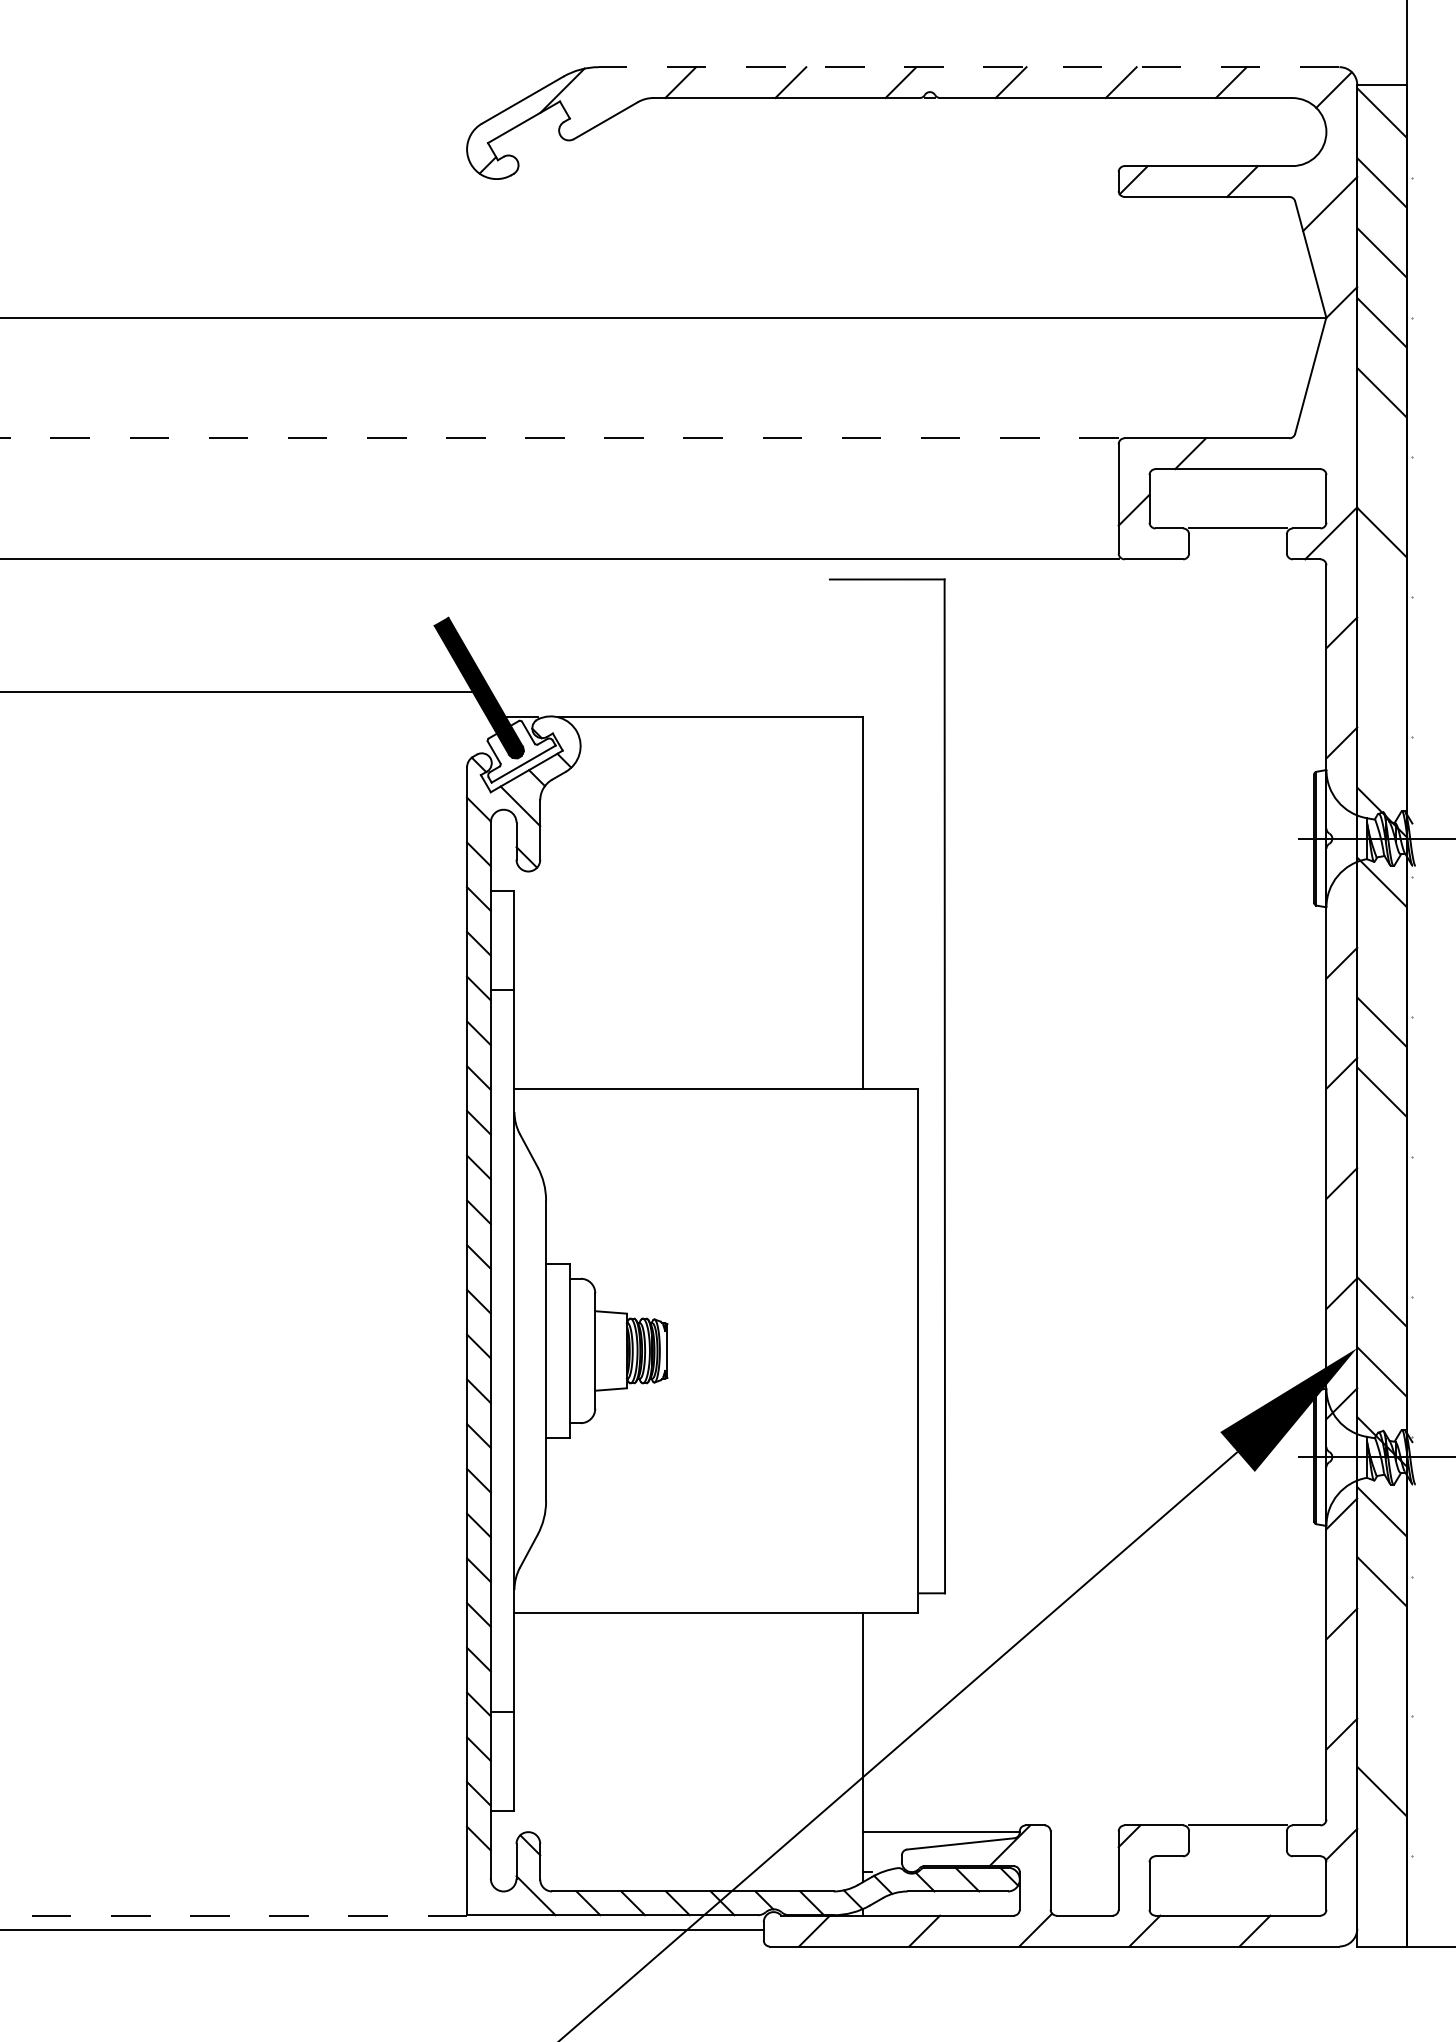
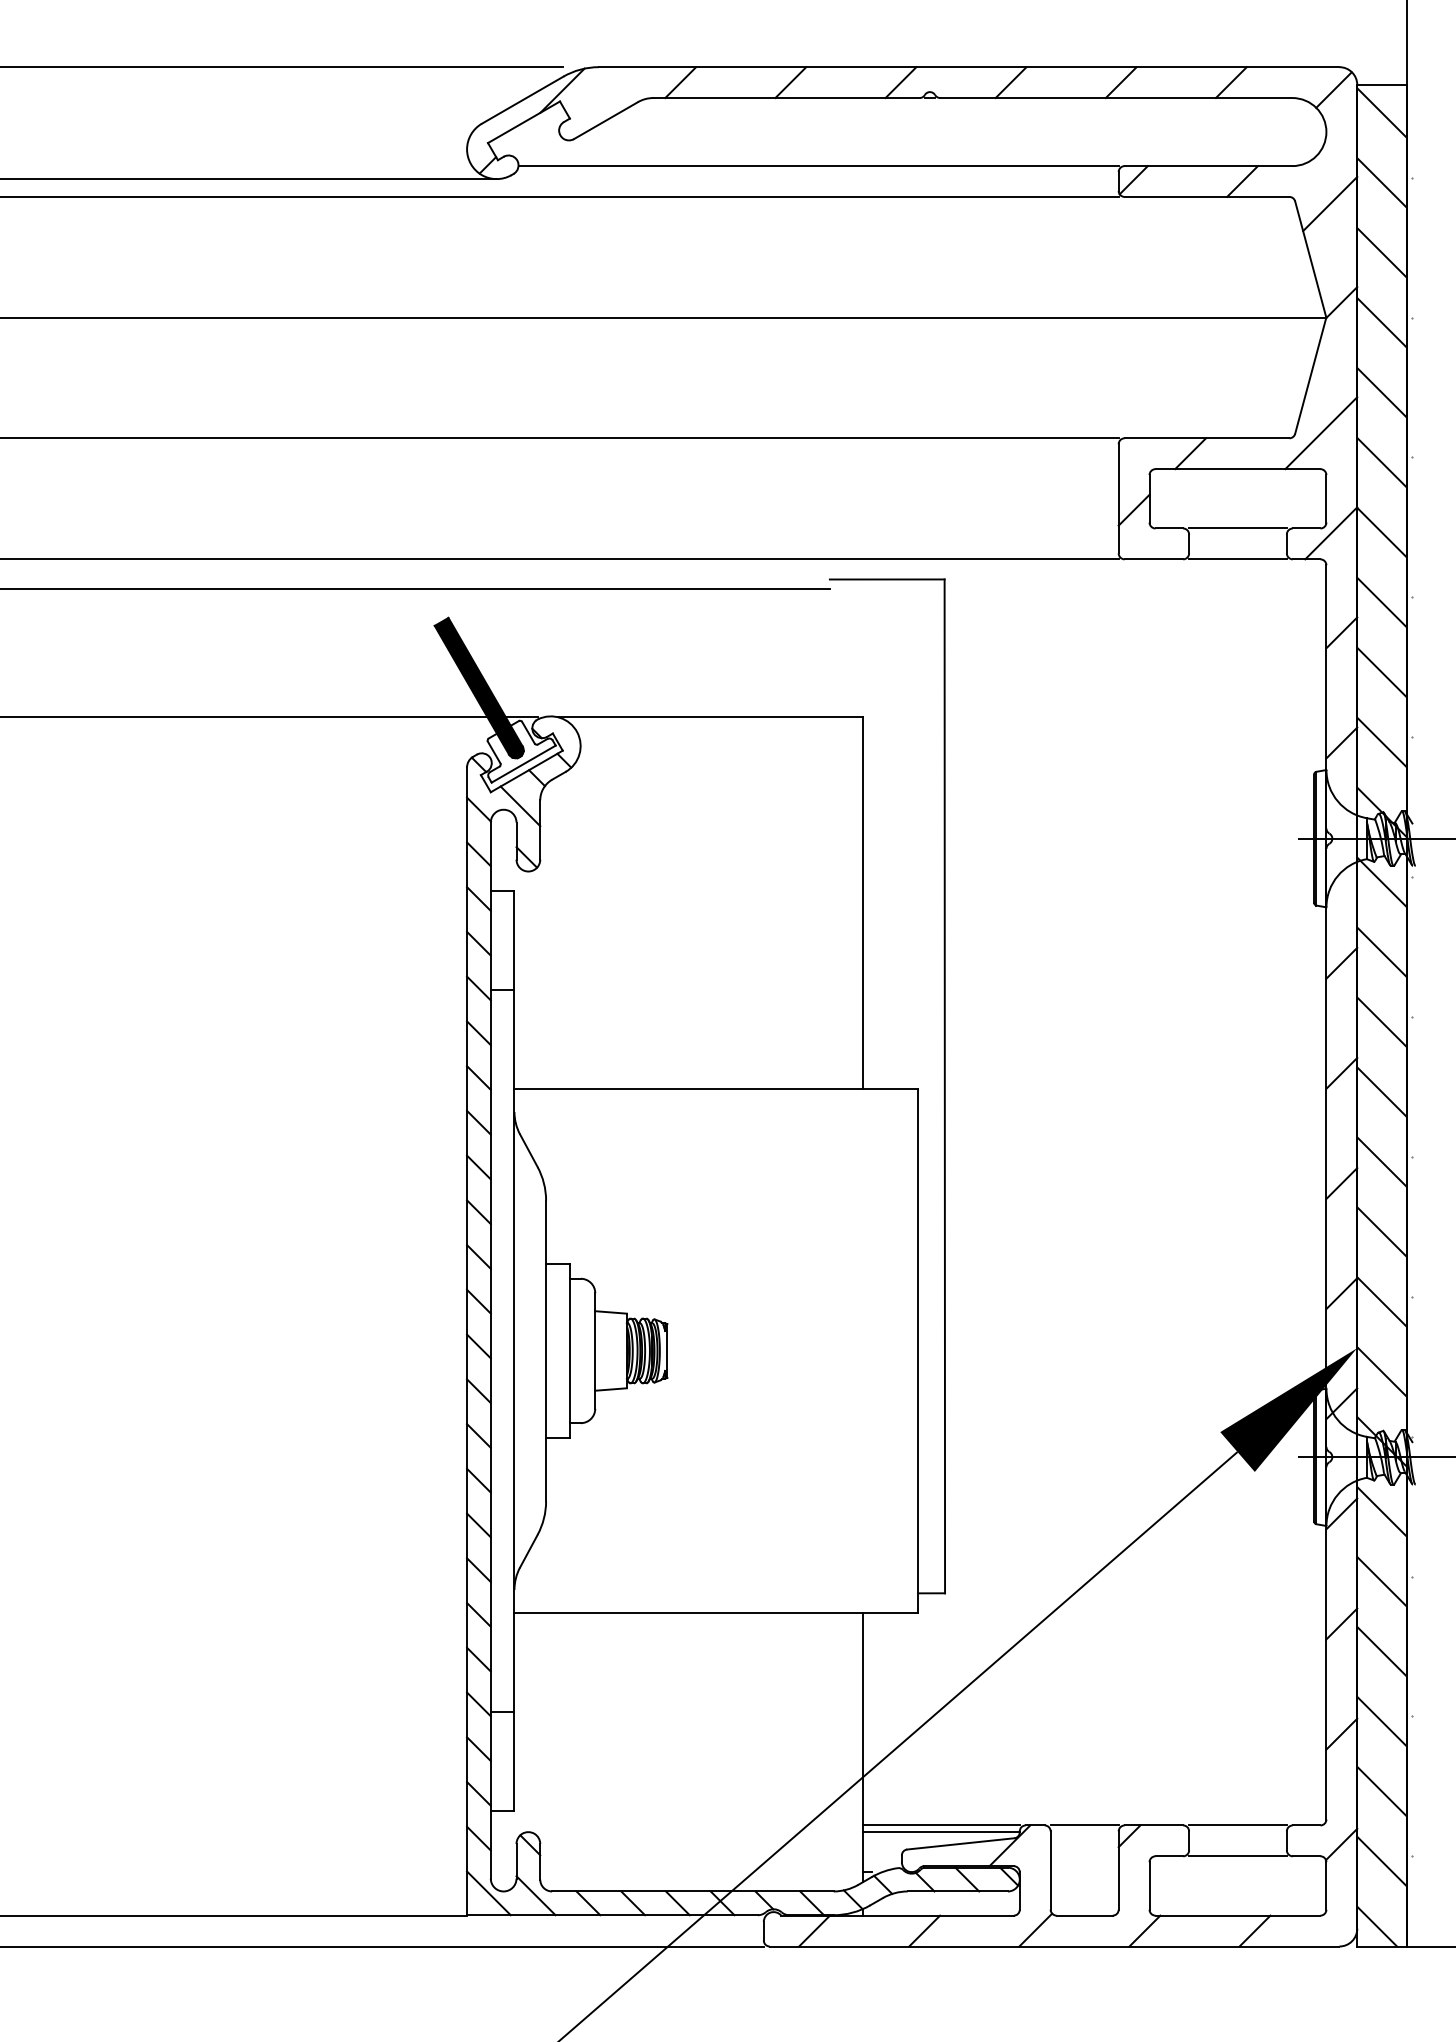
line: none -> present (282, 67)
line: dashed -> solid (968, 67)
line: none -> present (818, 166)
line: none -> present (249, 179)
line: none -> present (560, 196)
line: none -> present (1321, 433)
line: dashed -> solid (559, 438)
line: none -> present (1381, 462)
line: none -> present (1237, 559)
line: none -> present (415, 588)
line: none -> present (1381, 602)
line: none -> present (1381, 672)
line position: (244, 692) -> (244, 717) (244, 717)
line: none -> present (1381, 742)
line: none -> present (1381, 952)
line: none -> present (1381, 1161)
line: none -> present (1381, 1231)
line: none -> present (1381, 1651)
line: none -> present (1381, 1721)
line: none -> present (940, 1825)
line: none -> present (1084, 1825)
line: none -> present (1237, 1856)
line: none -> present (1381, 1861)
line: none -> present (488, 1893)
line: dashed -> solid (233, 1916)
line: none -> present (1377, 1926)
line position: (382, 1929) -> (382, 1946) (382, 1946)
